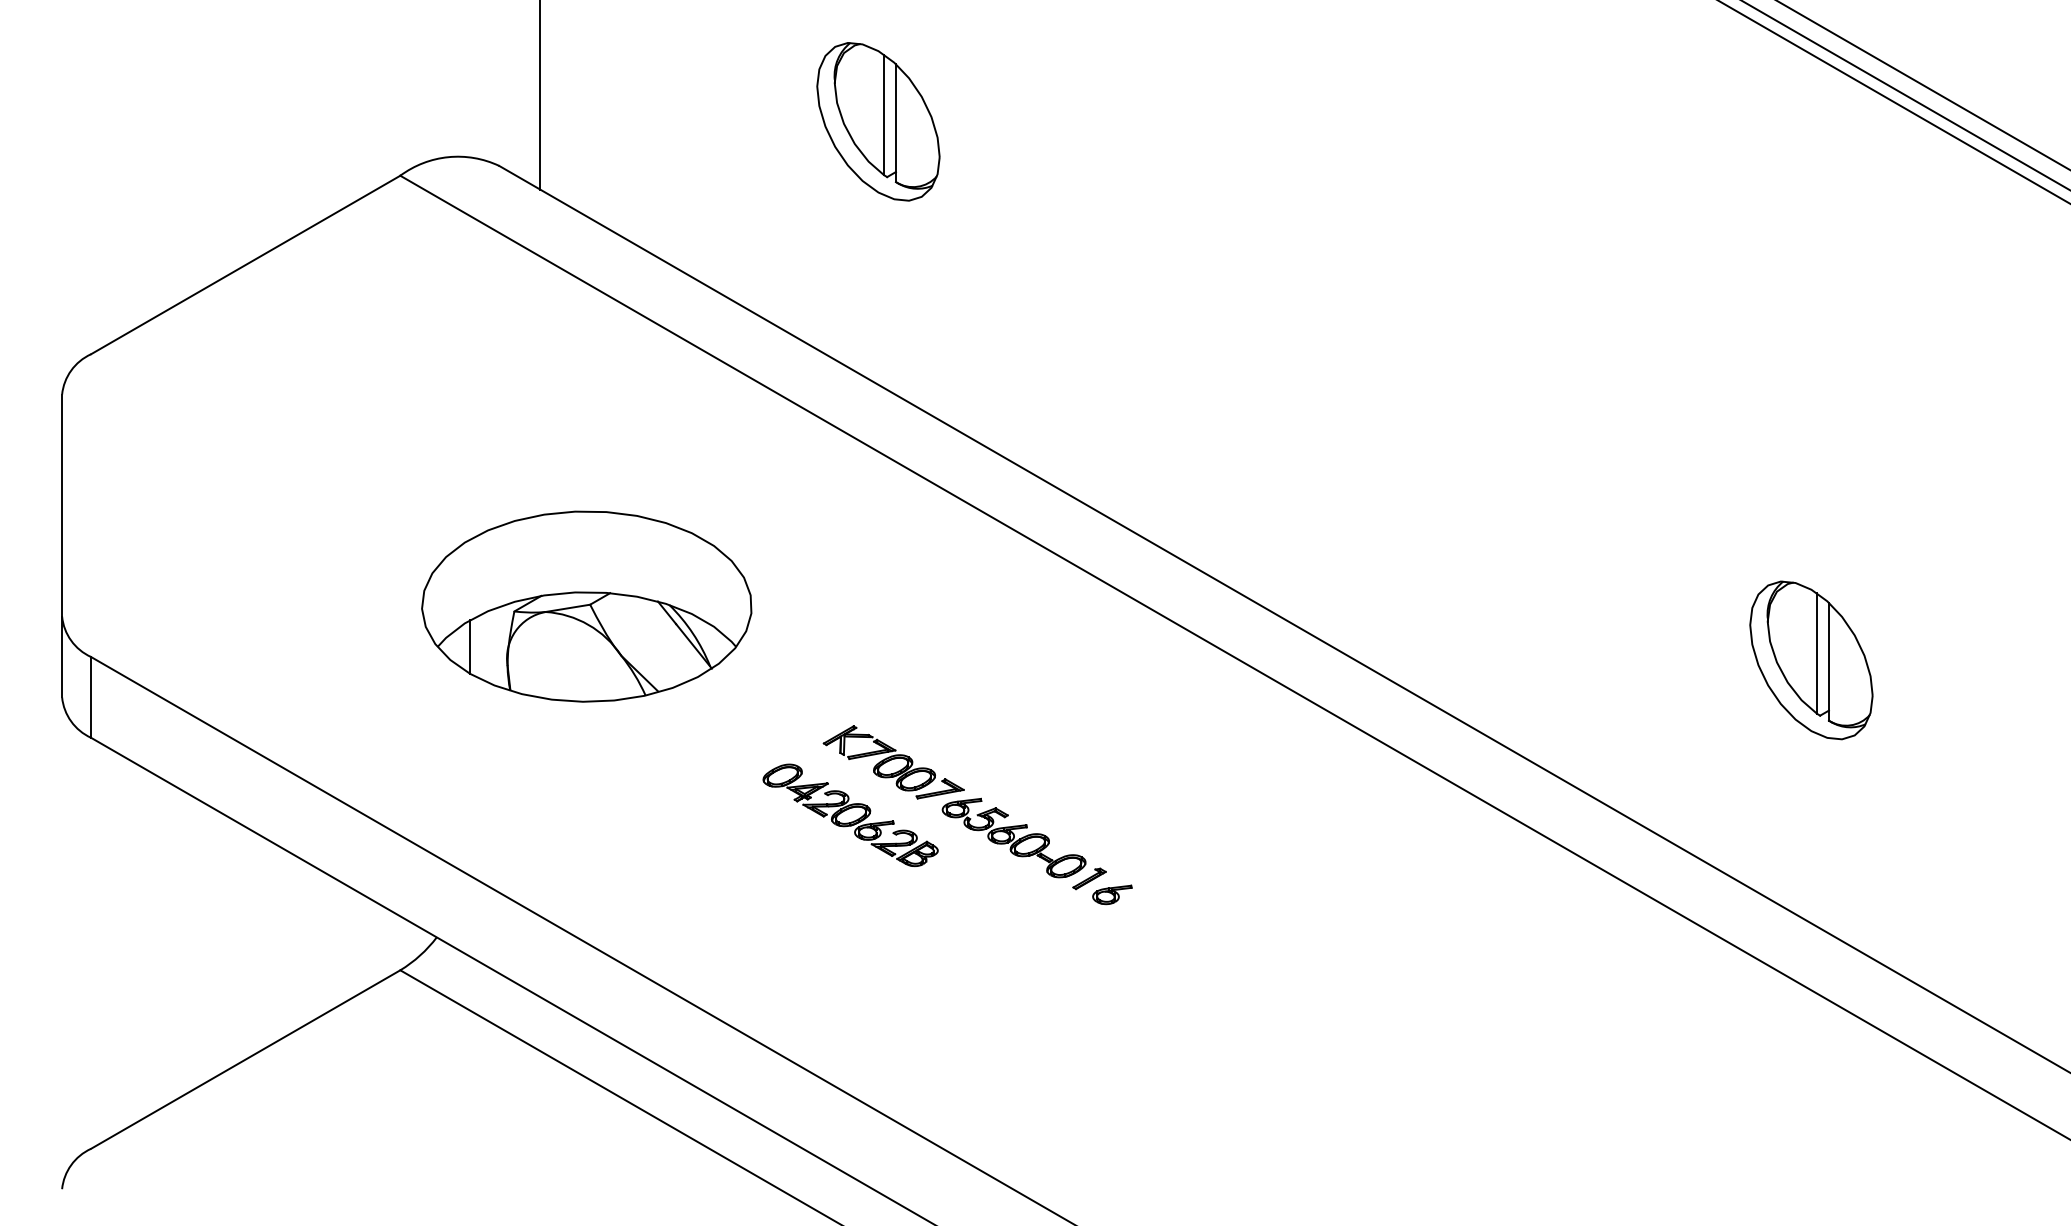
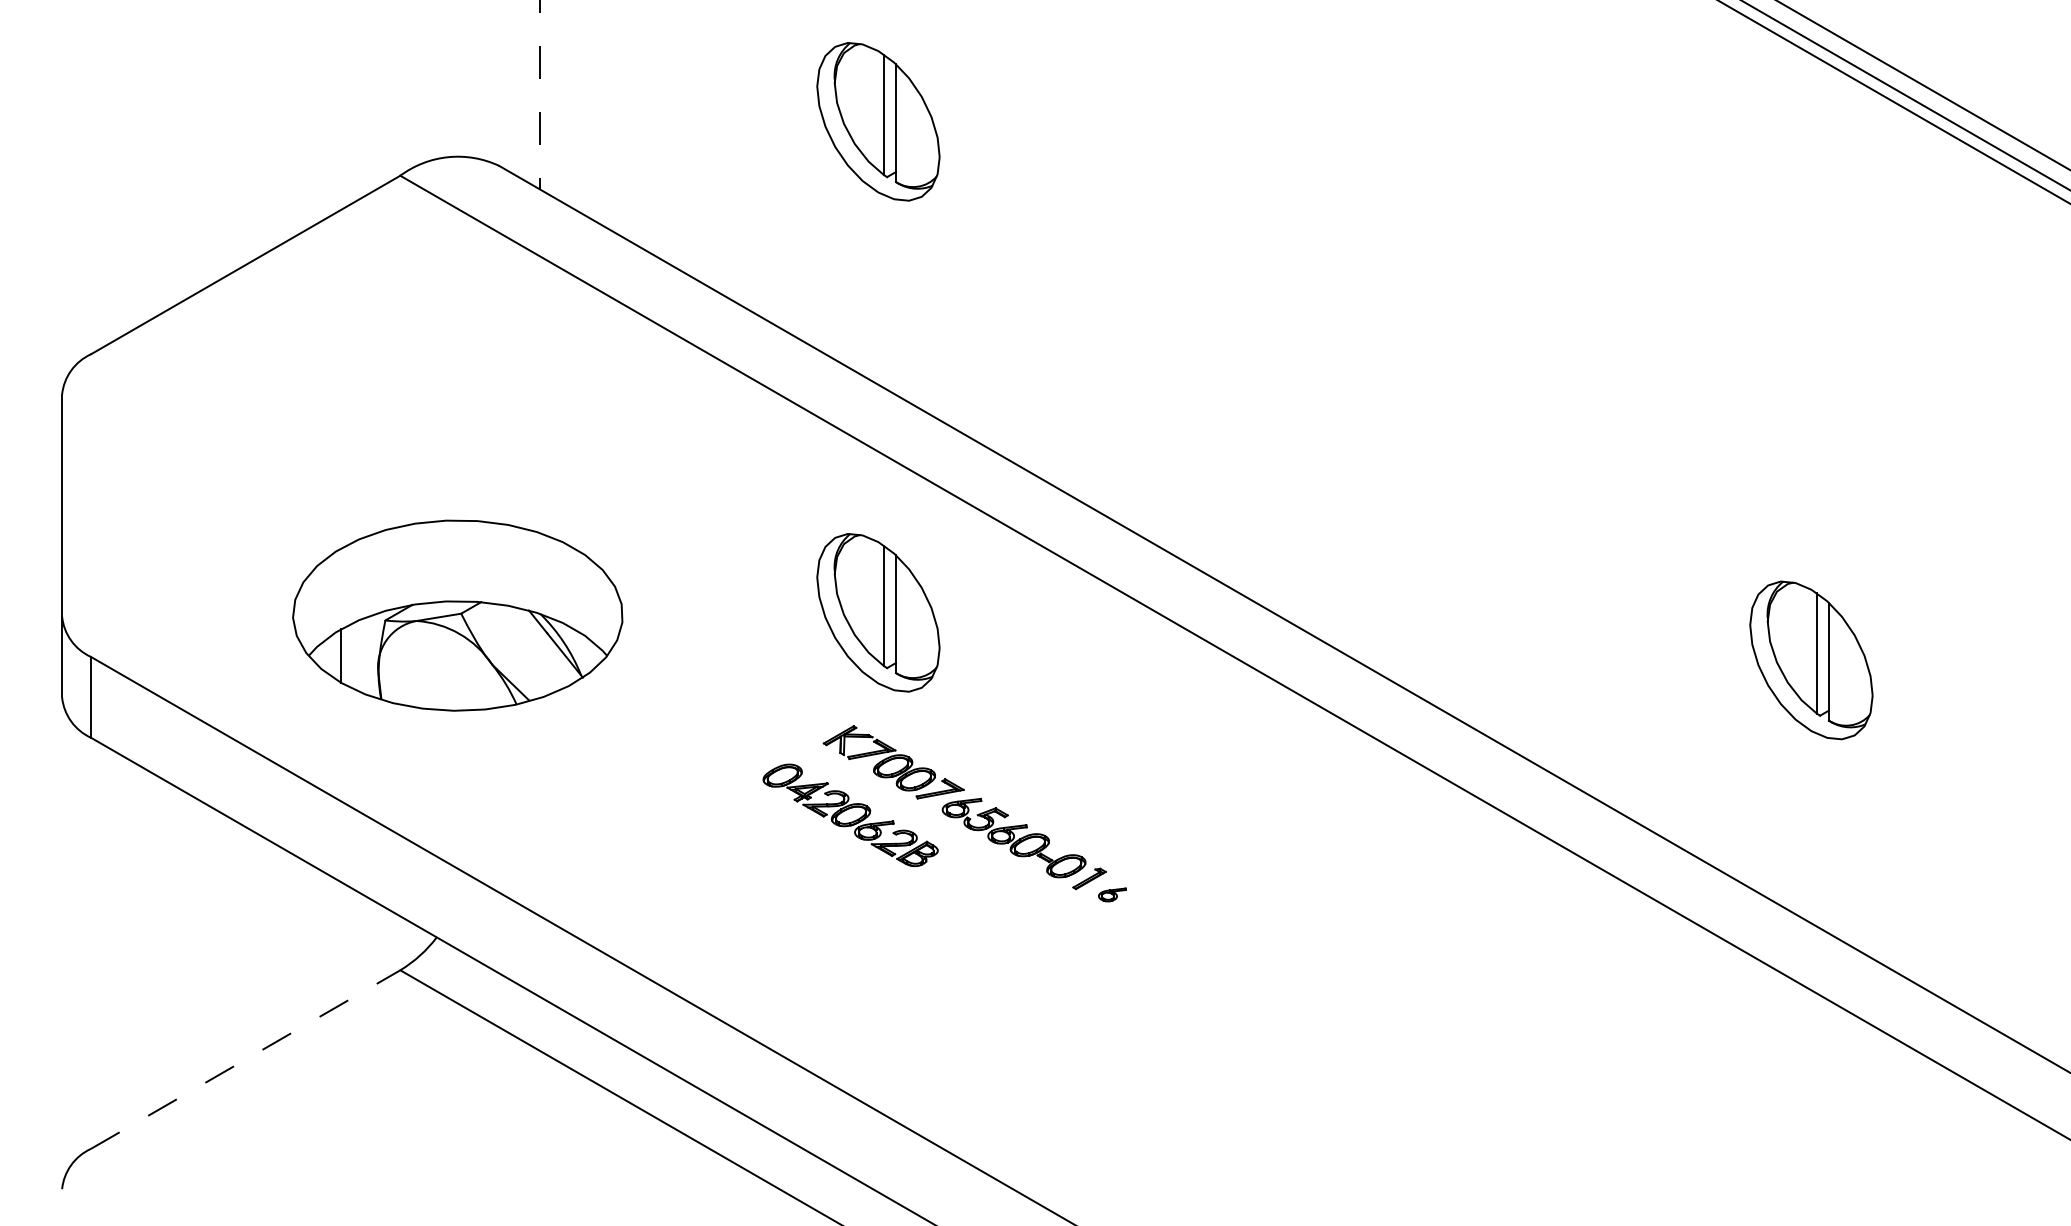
line: solid -> dashed (540, 95)
part position: (586, 606) -> (457, 615) (457, 615)
part: none -> present (878, 612)
part size: 41x22 px -> 29x16 px (1112, 894)
line: solid -> dashed (245, 1059)
